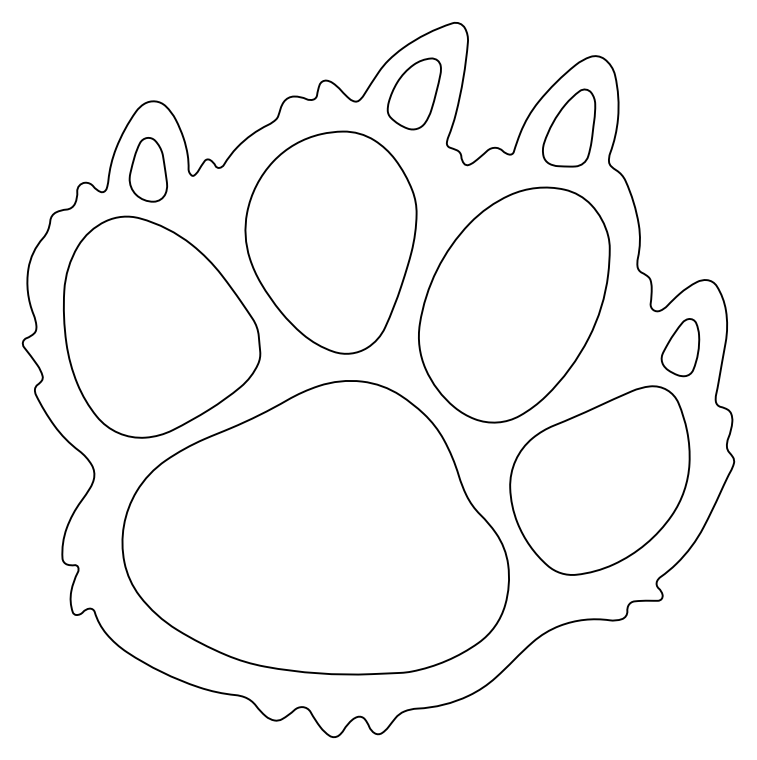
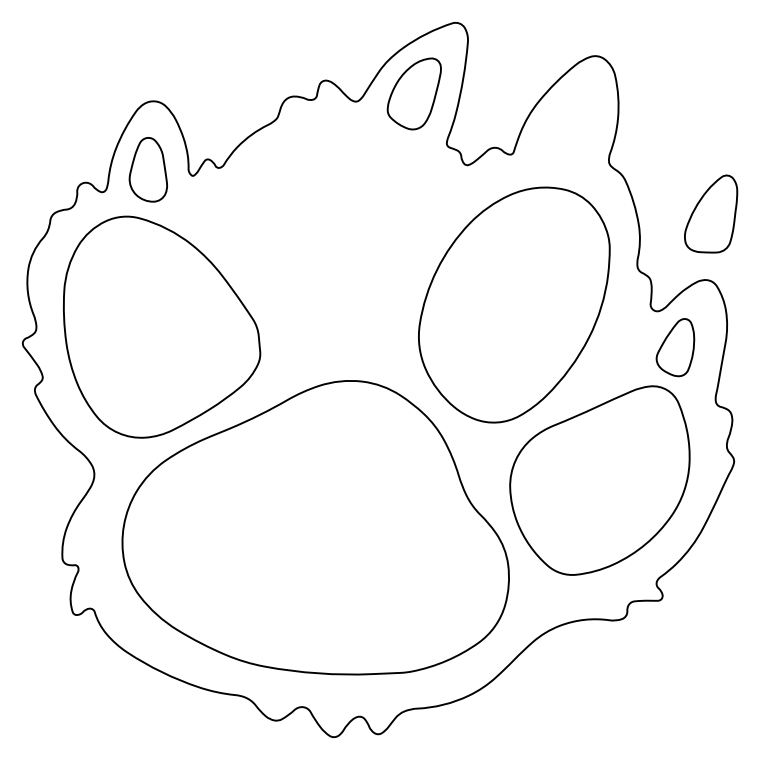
part position: (569, 127) -> (711, 213) (711, 213)
part: present -> none (330, 242)
part position: (680, 347) -> (675, 347) (675, 347)
